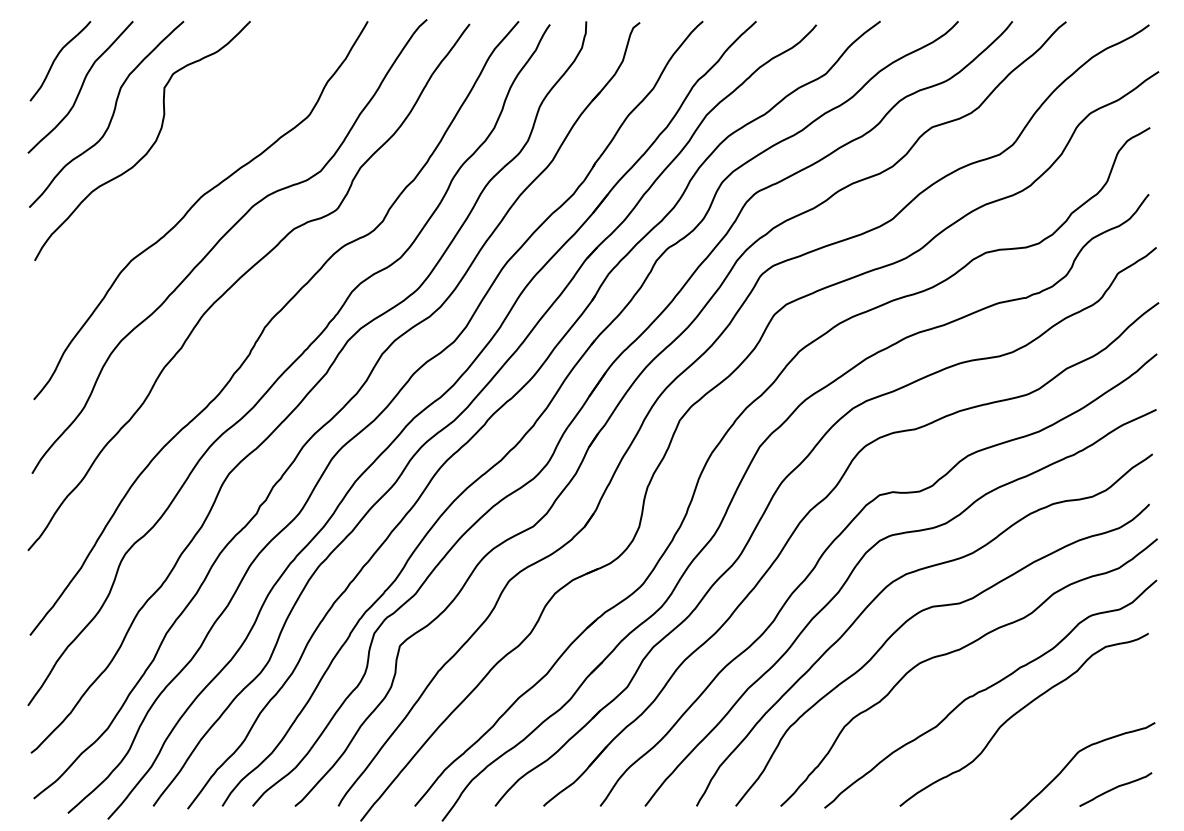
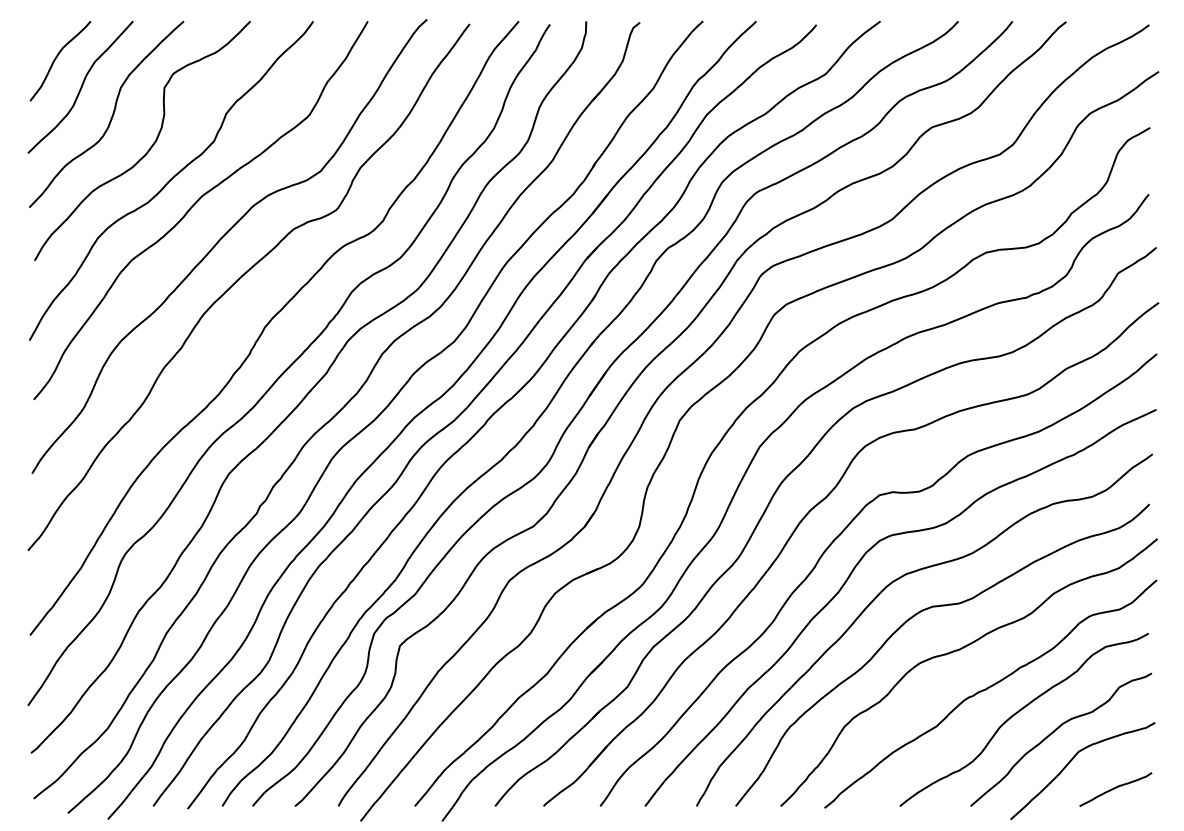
curve: none -> present (171, 180)
curve: none -> present (1054, 732)
